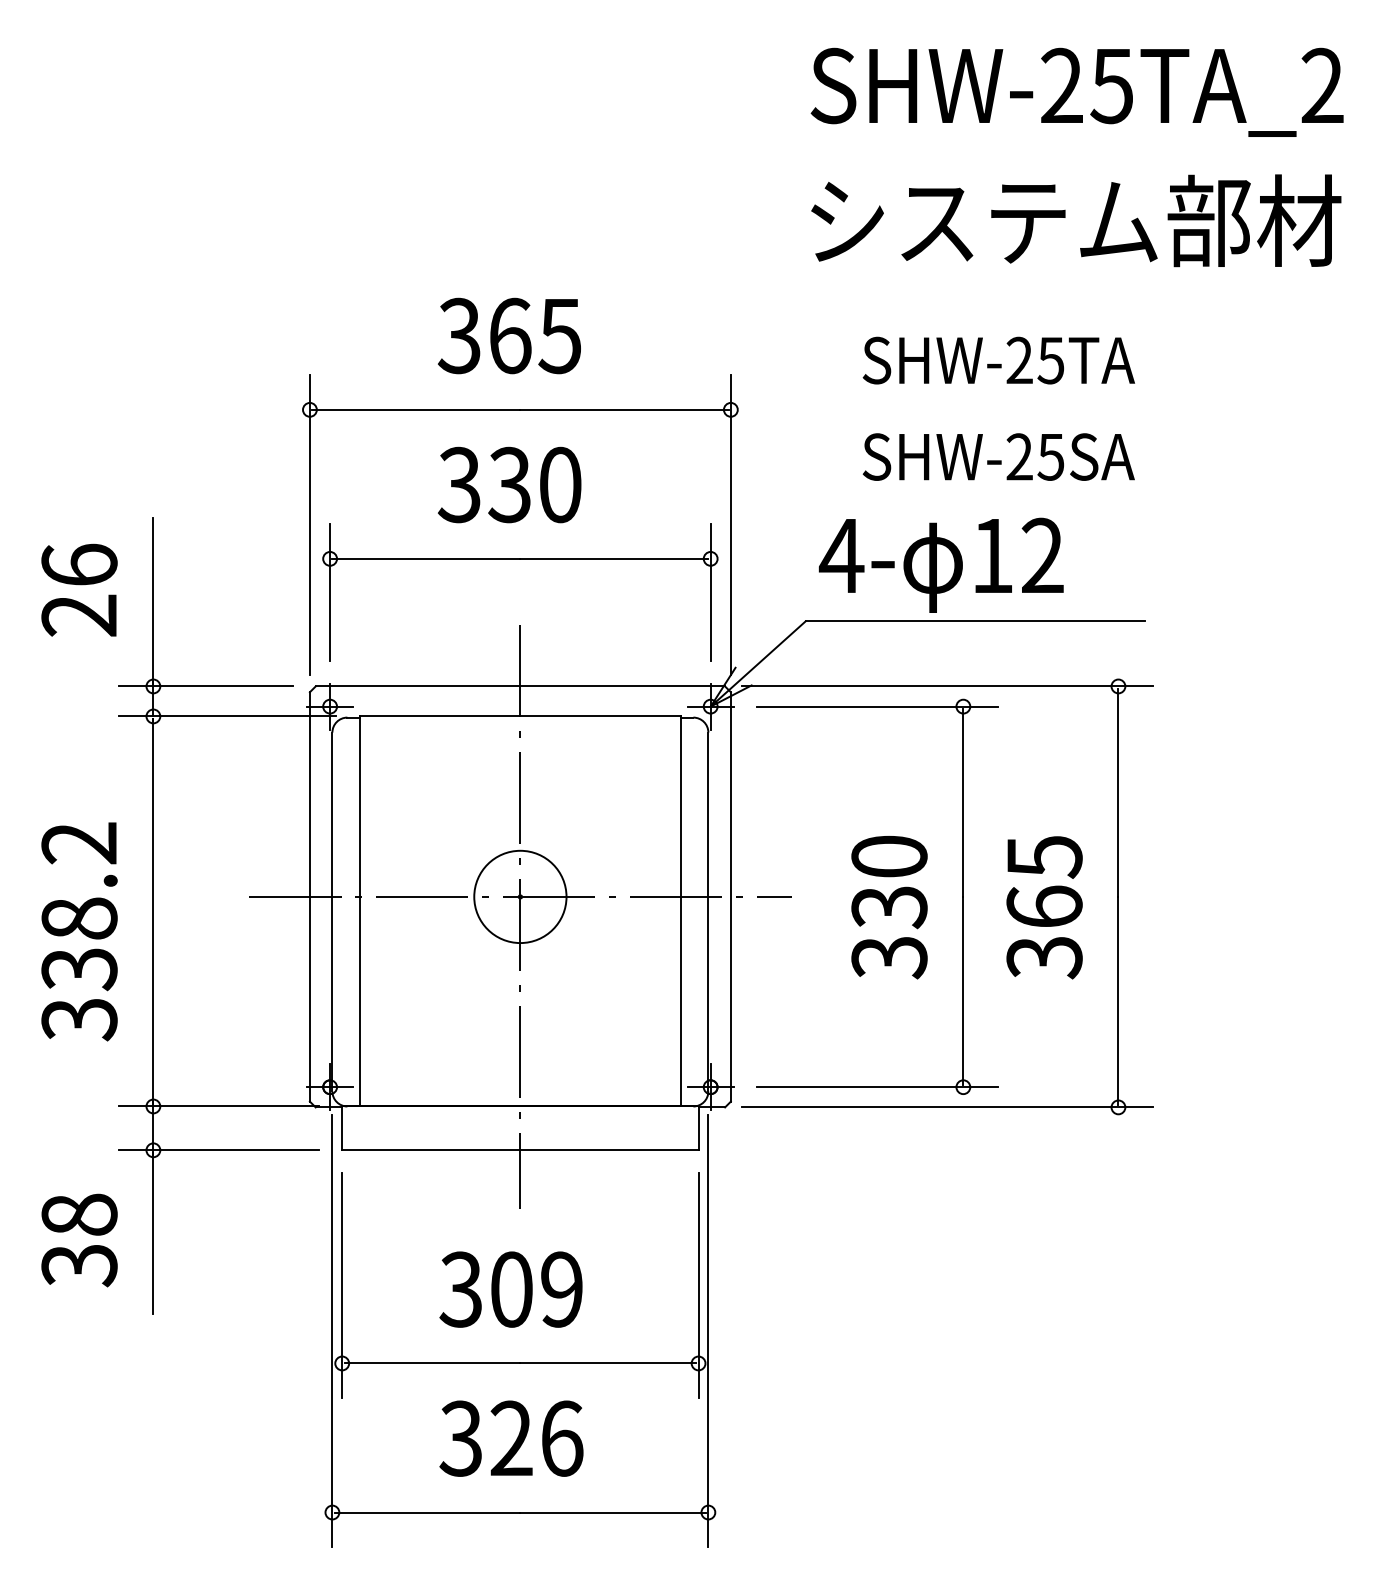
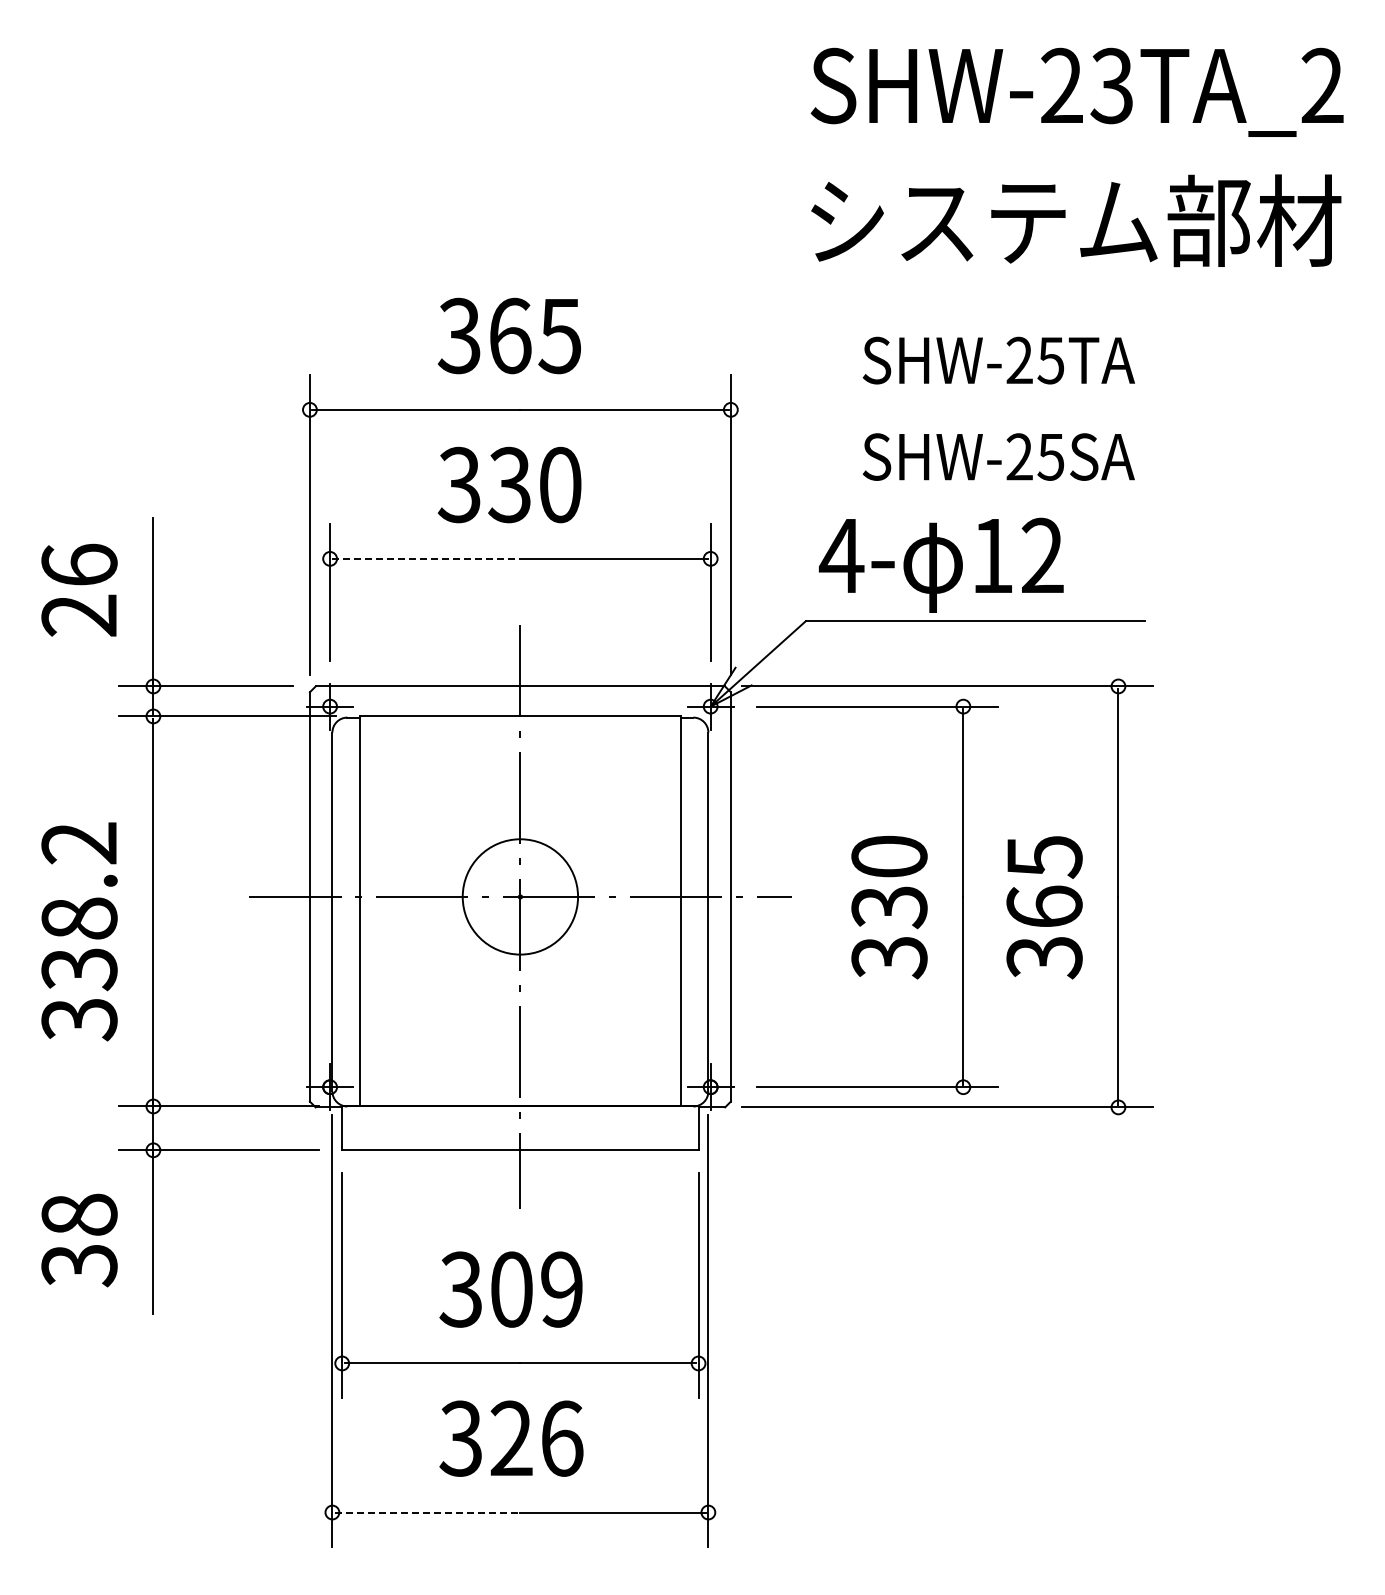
text: SHW-25TA_2 -> SHW-23TA_2 (1111, 85)
line: solid -> dashed (426, 558)
circle diameter: 92 px -> 115 px (520, 896)
line: solid -> dashed (427, 1512)
